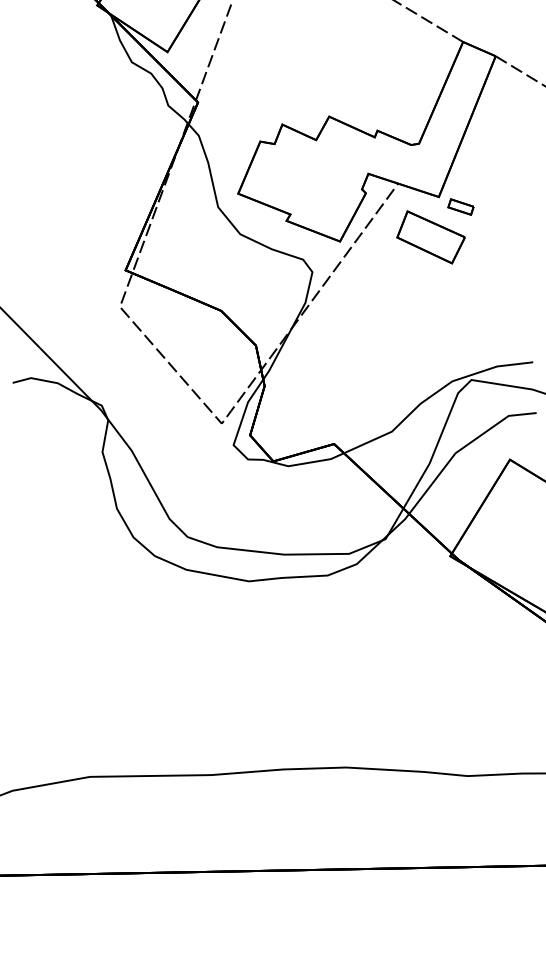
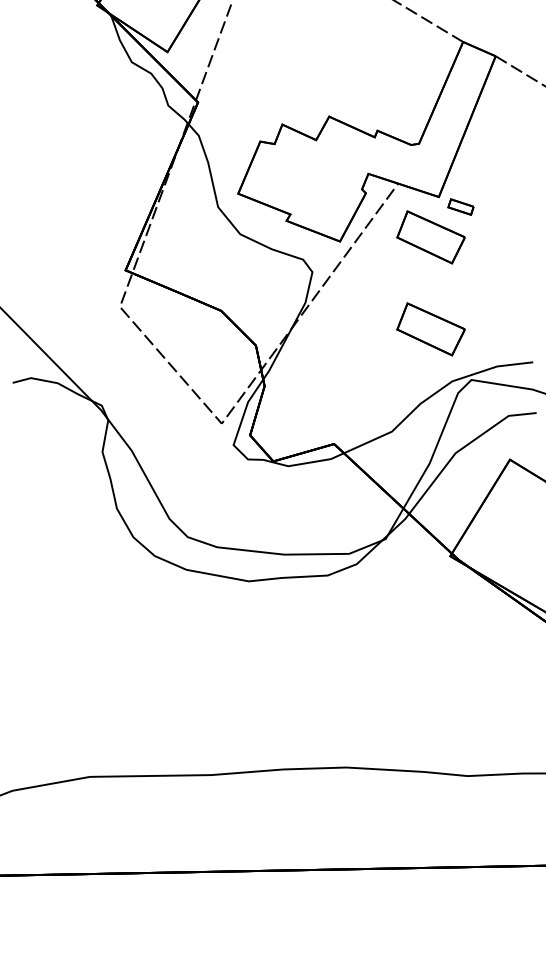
part: none -> present (430, 329)
